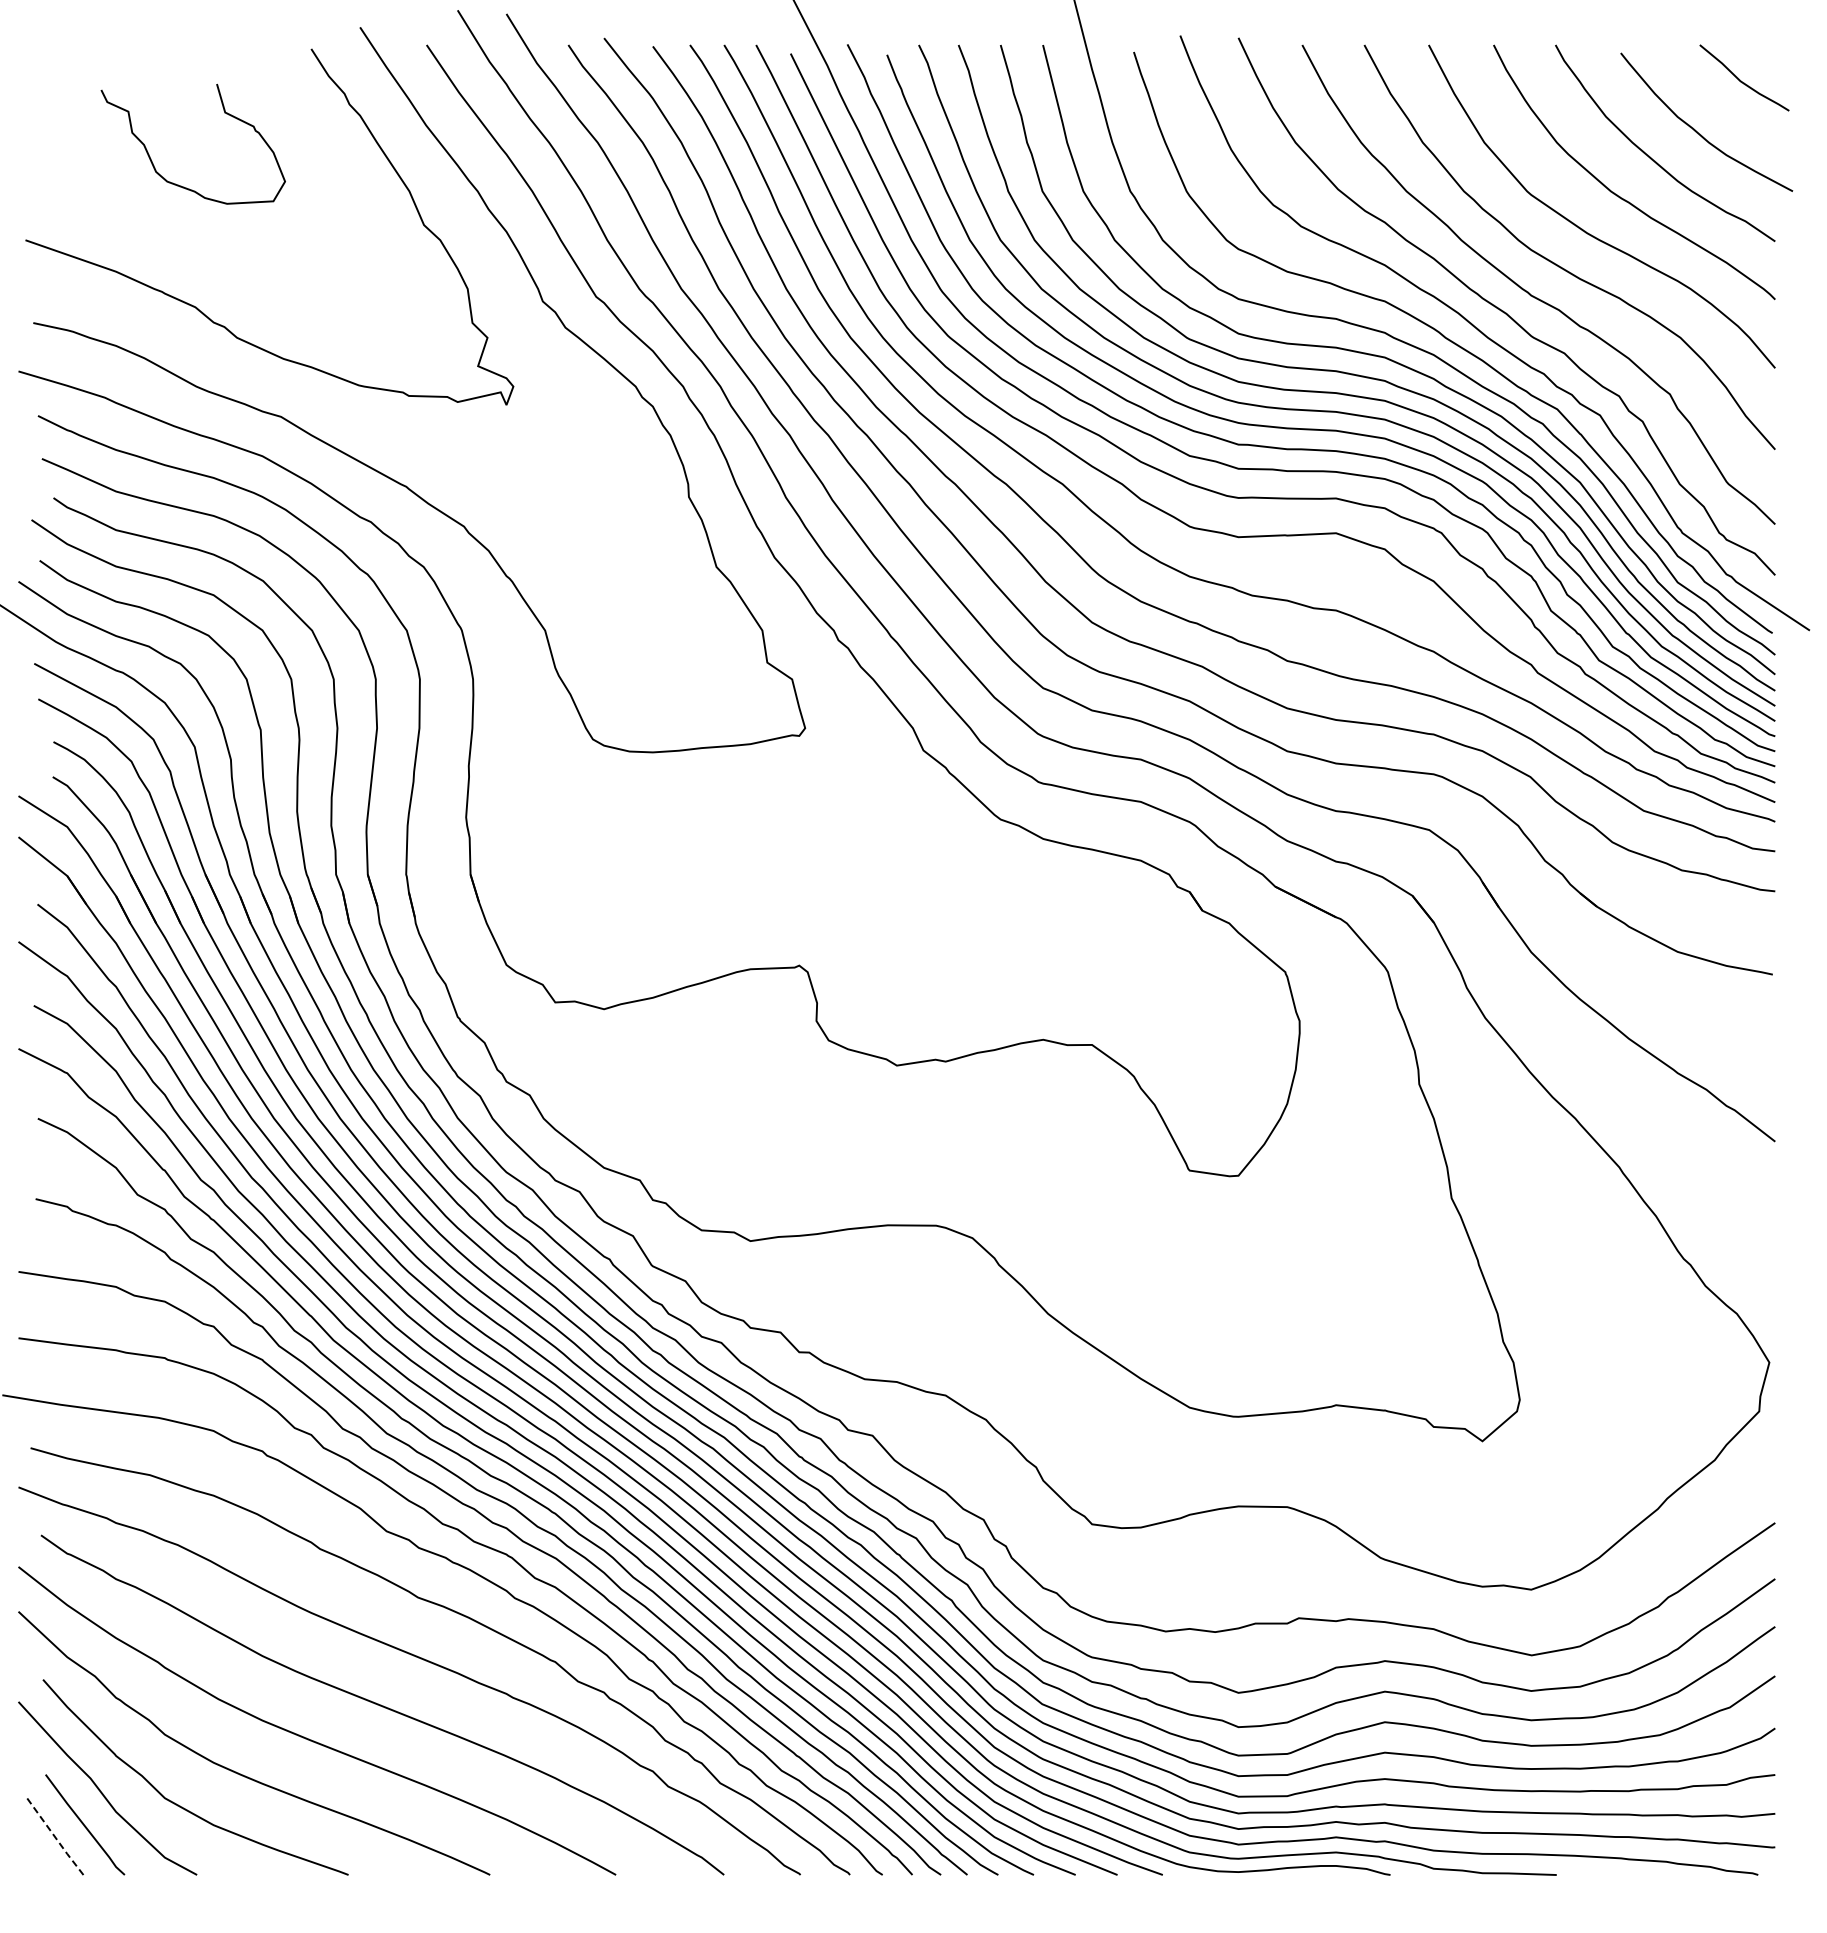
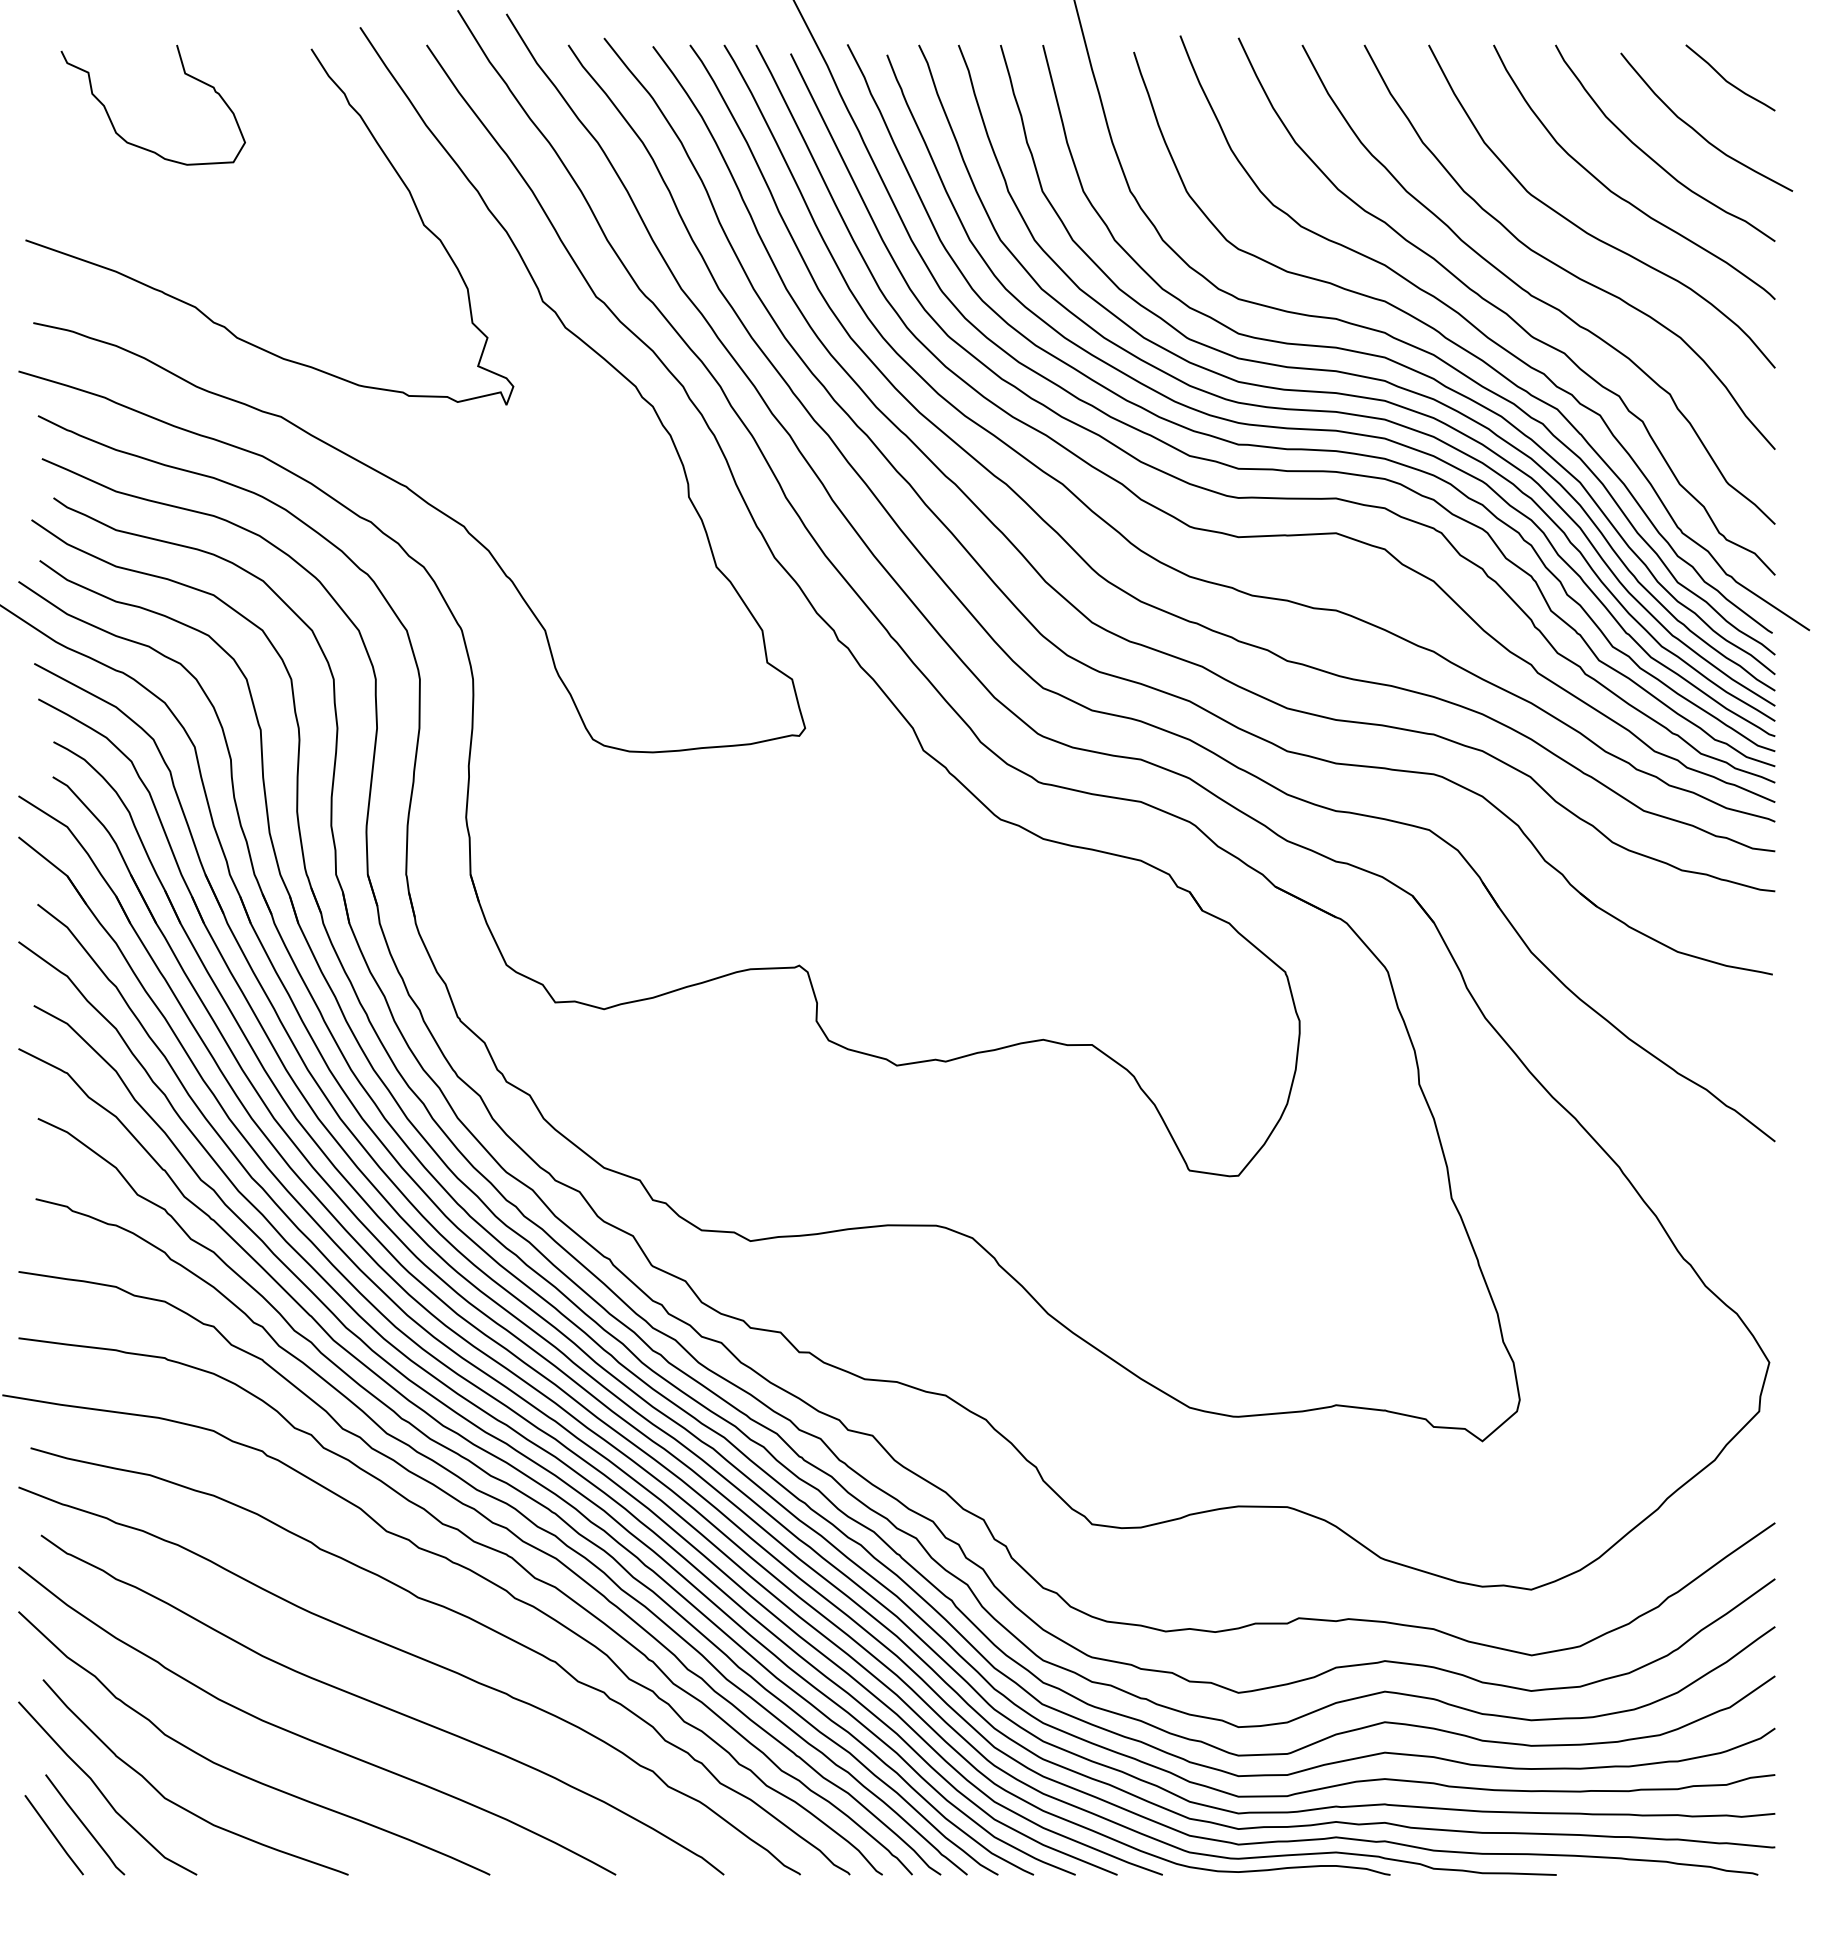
curve position: (1741, 80) -> (1727, 80) (1727, 80)
curve position: (178, 184) -> (138, 145) (138, 145)
line: dashed -> solid (53, 1835)
